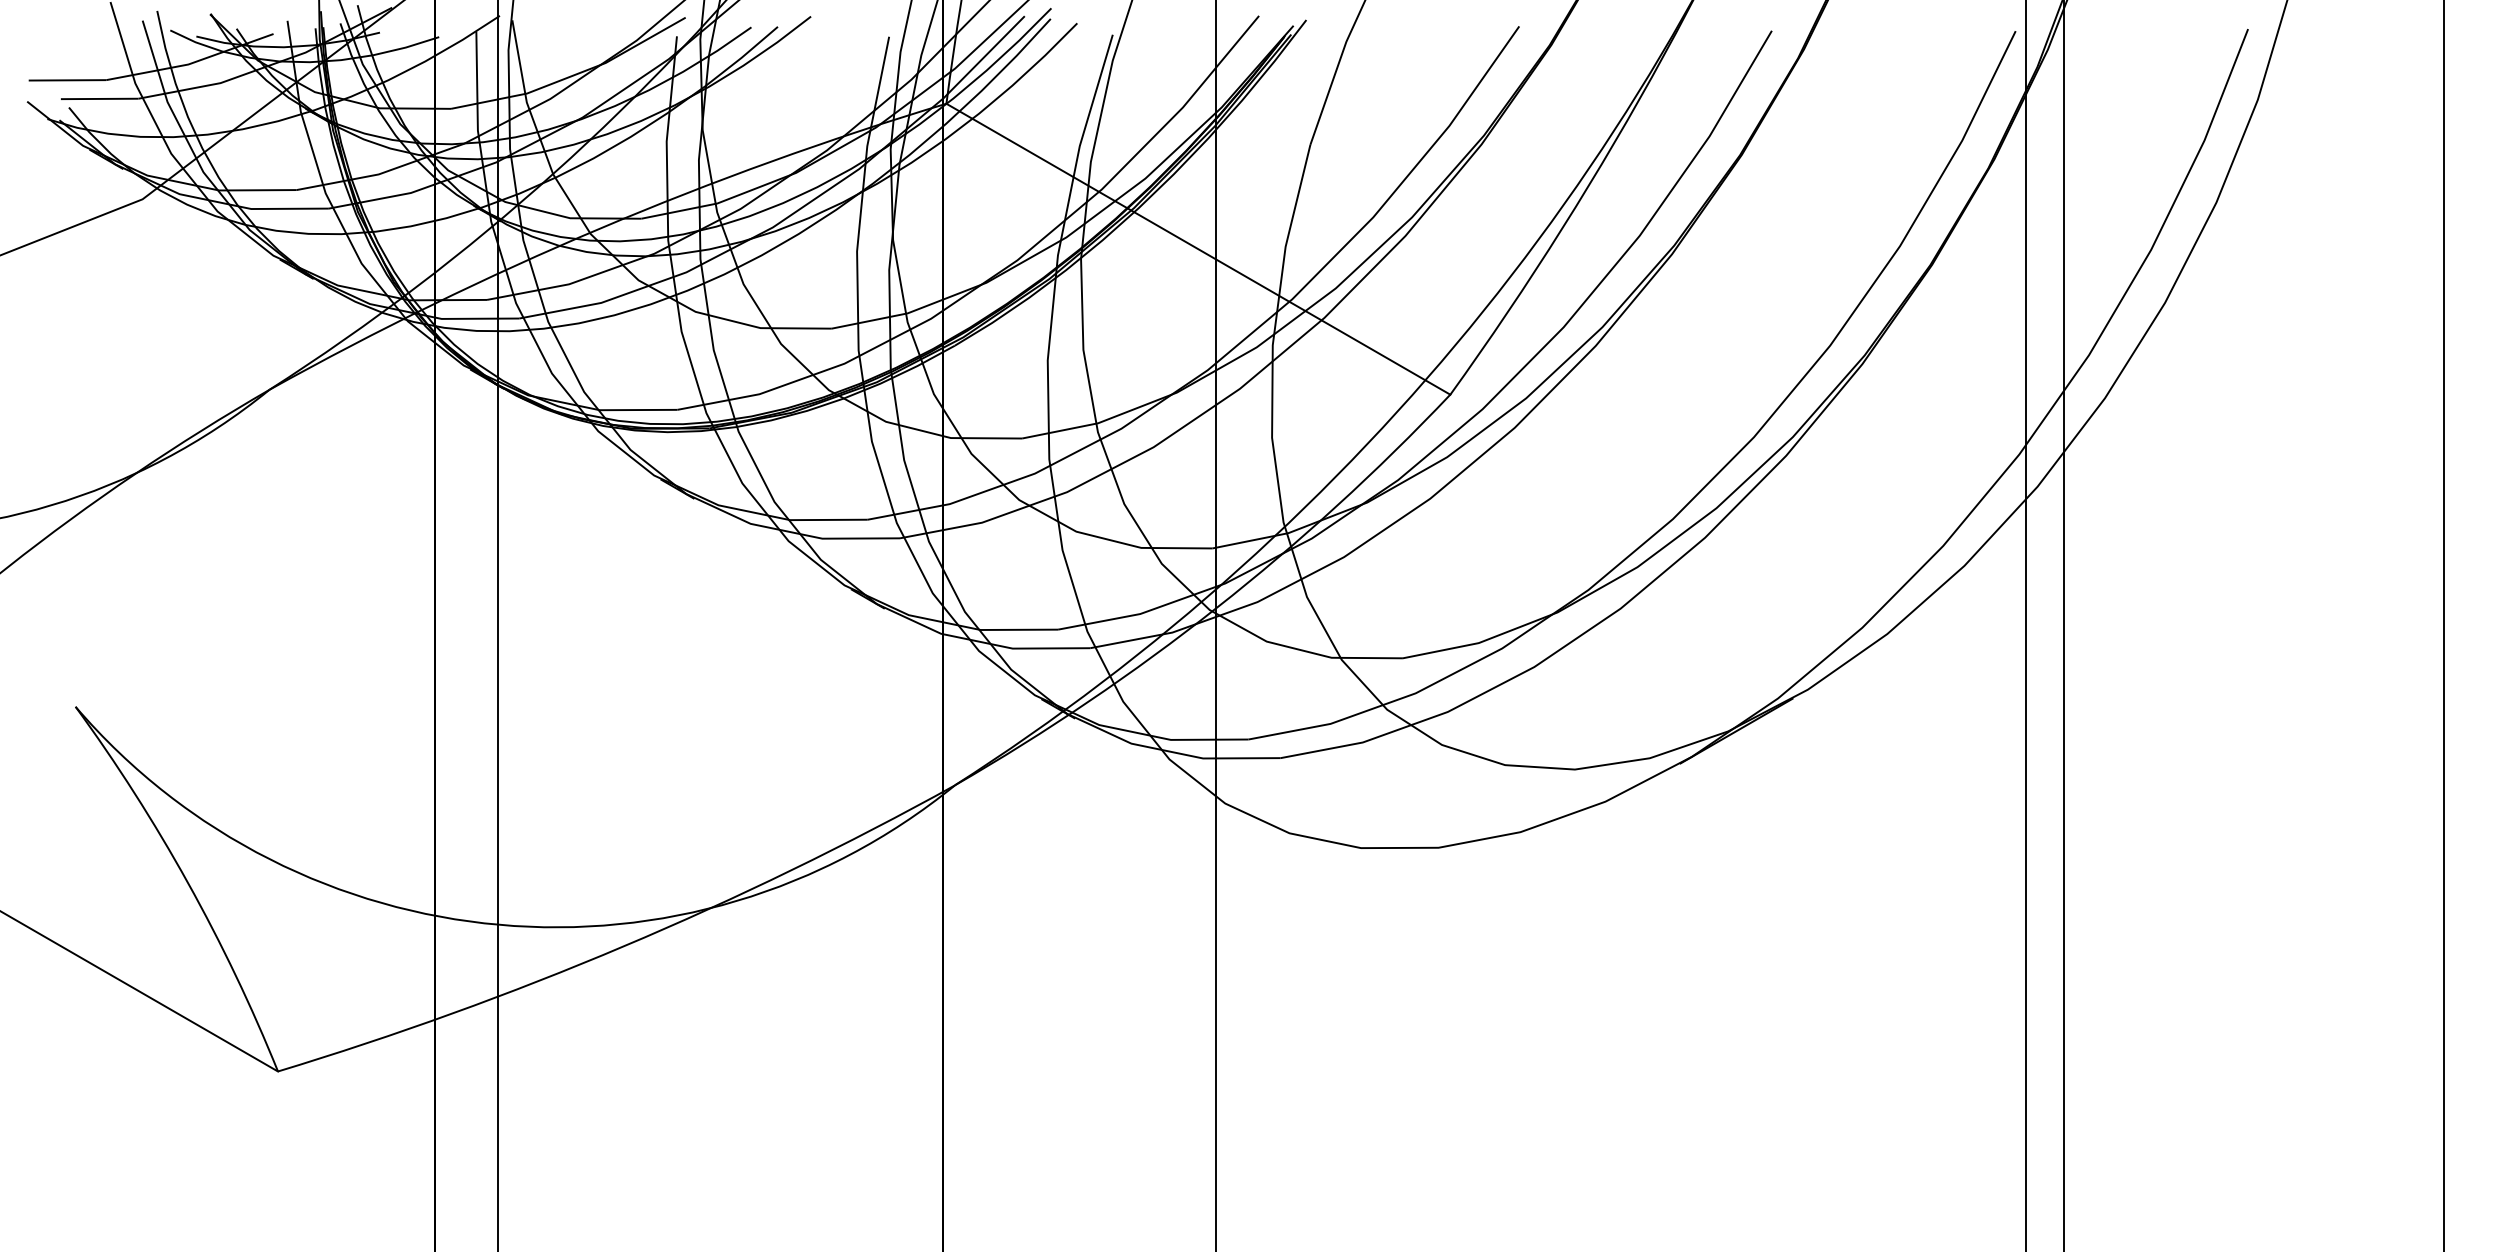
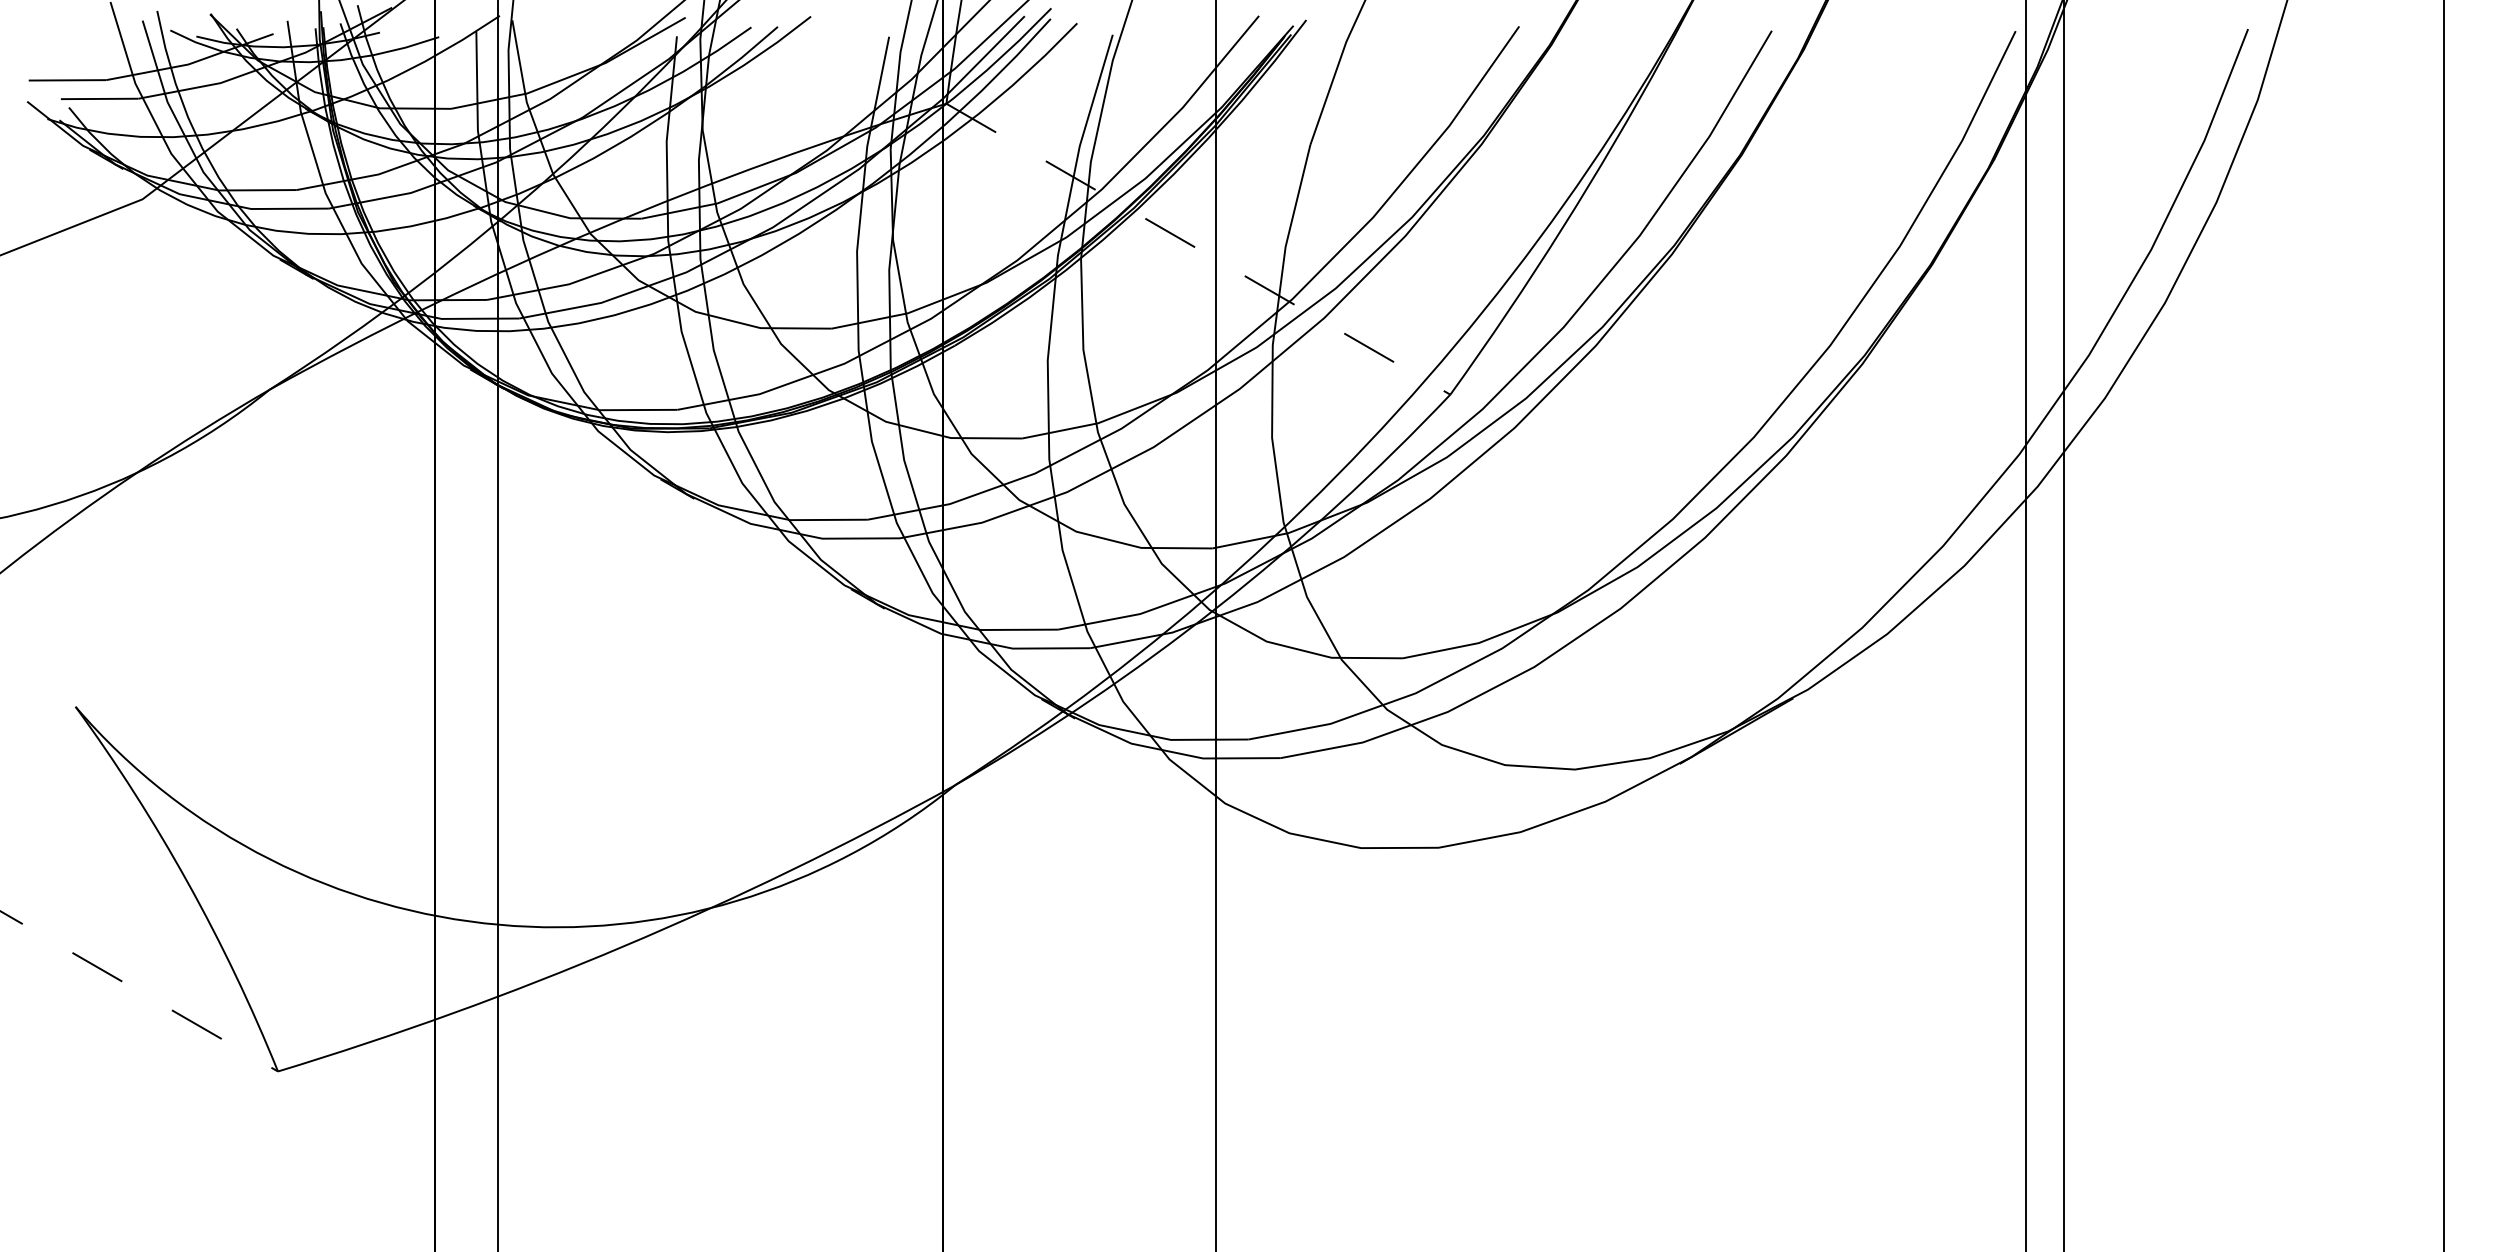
line: solid -> dashed (1198, 249)
line: solid -> dashed (139, 991)
